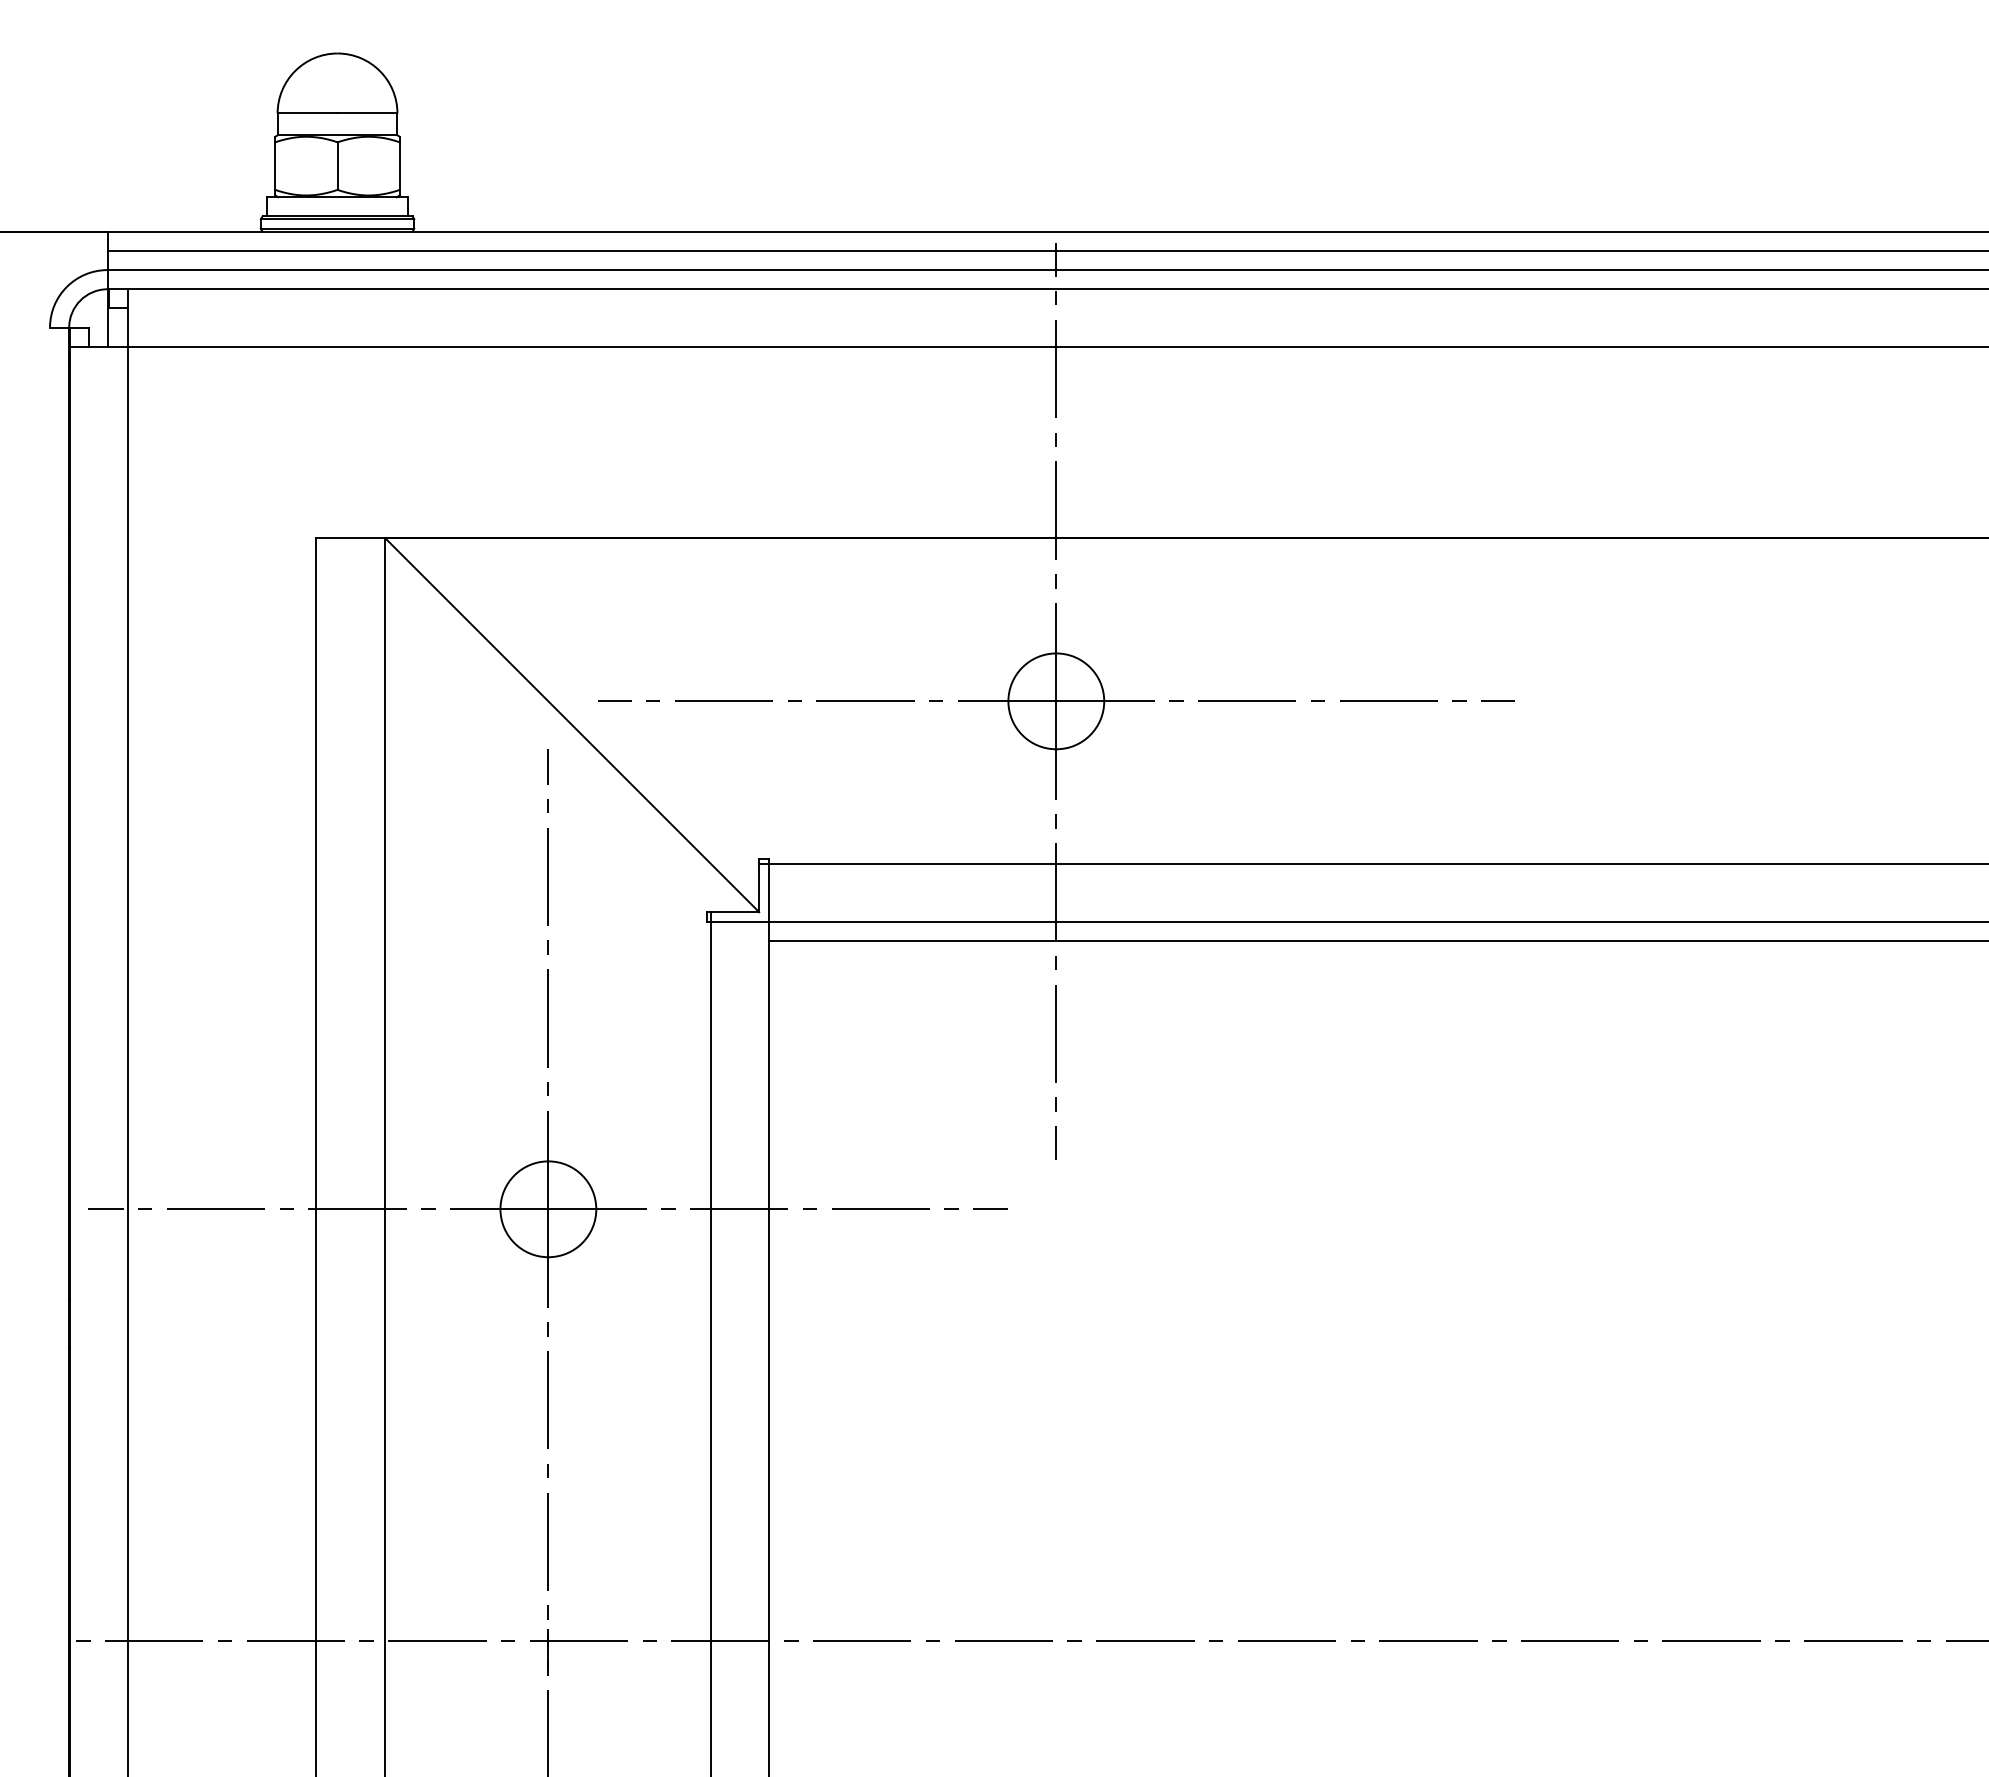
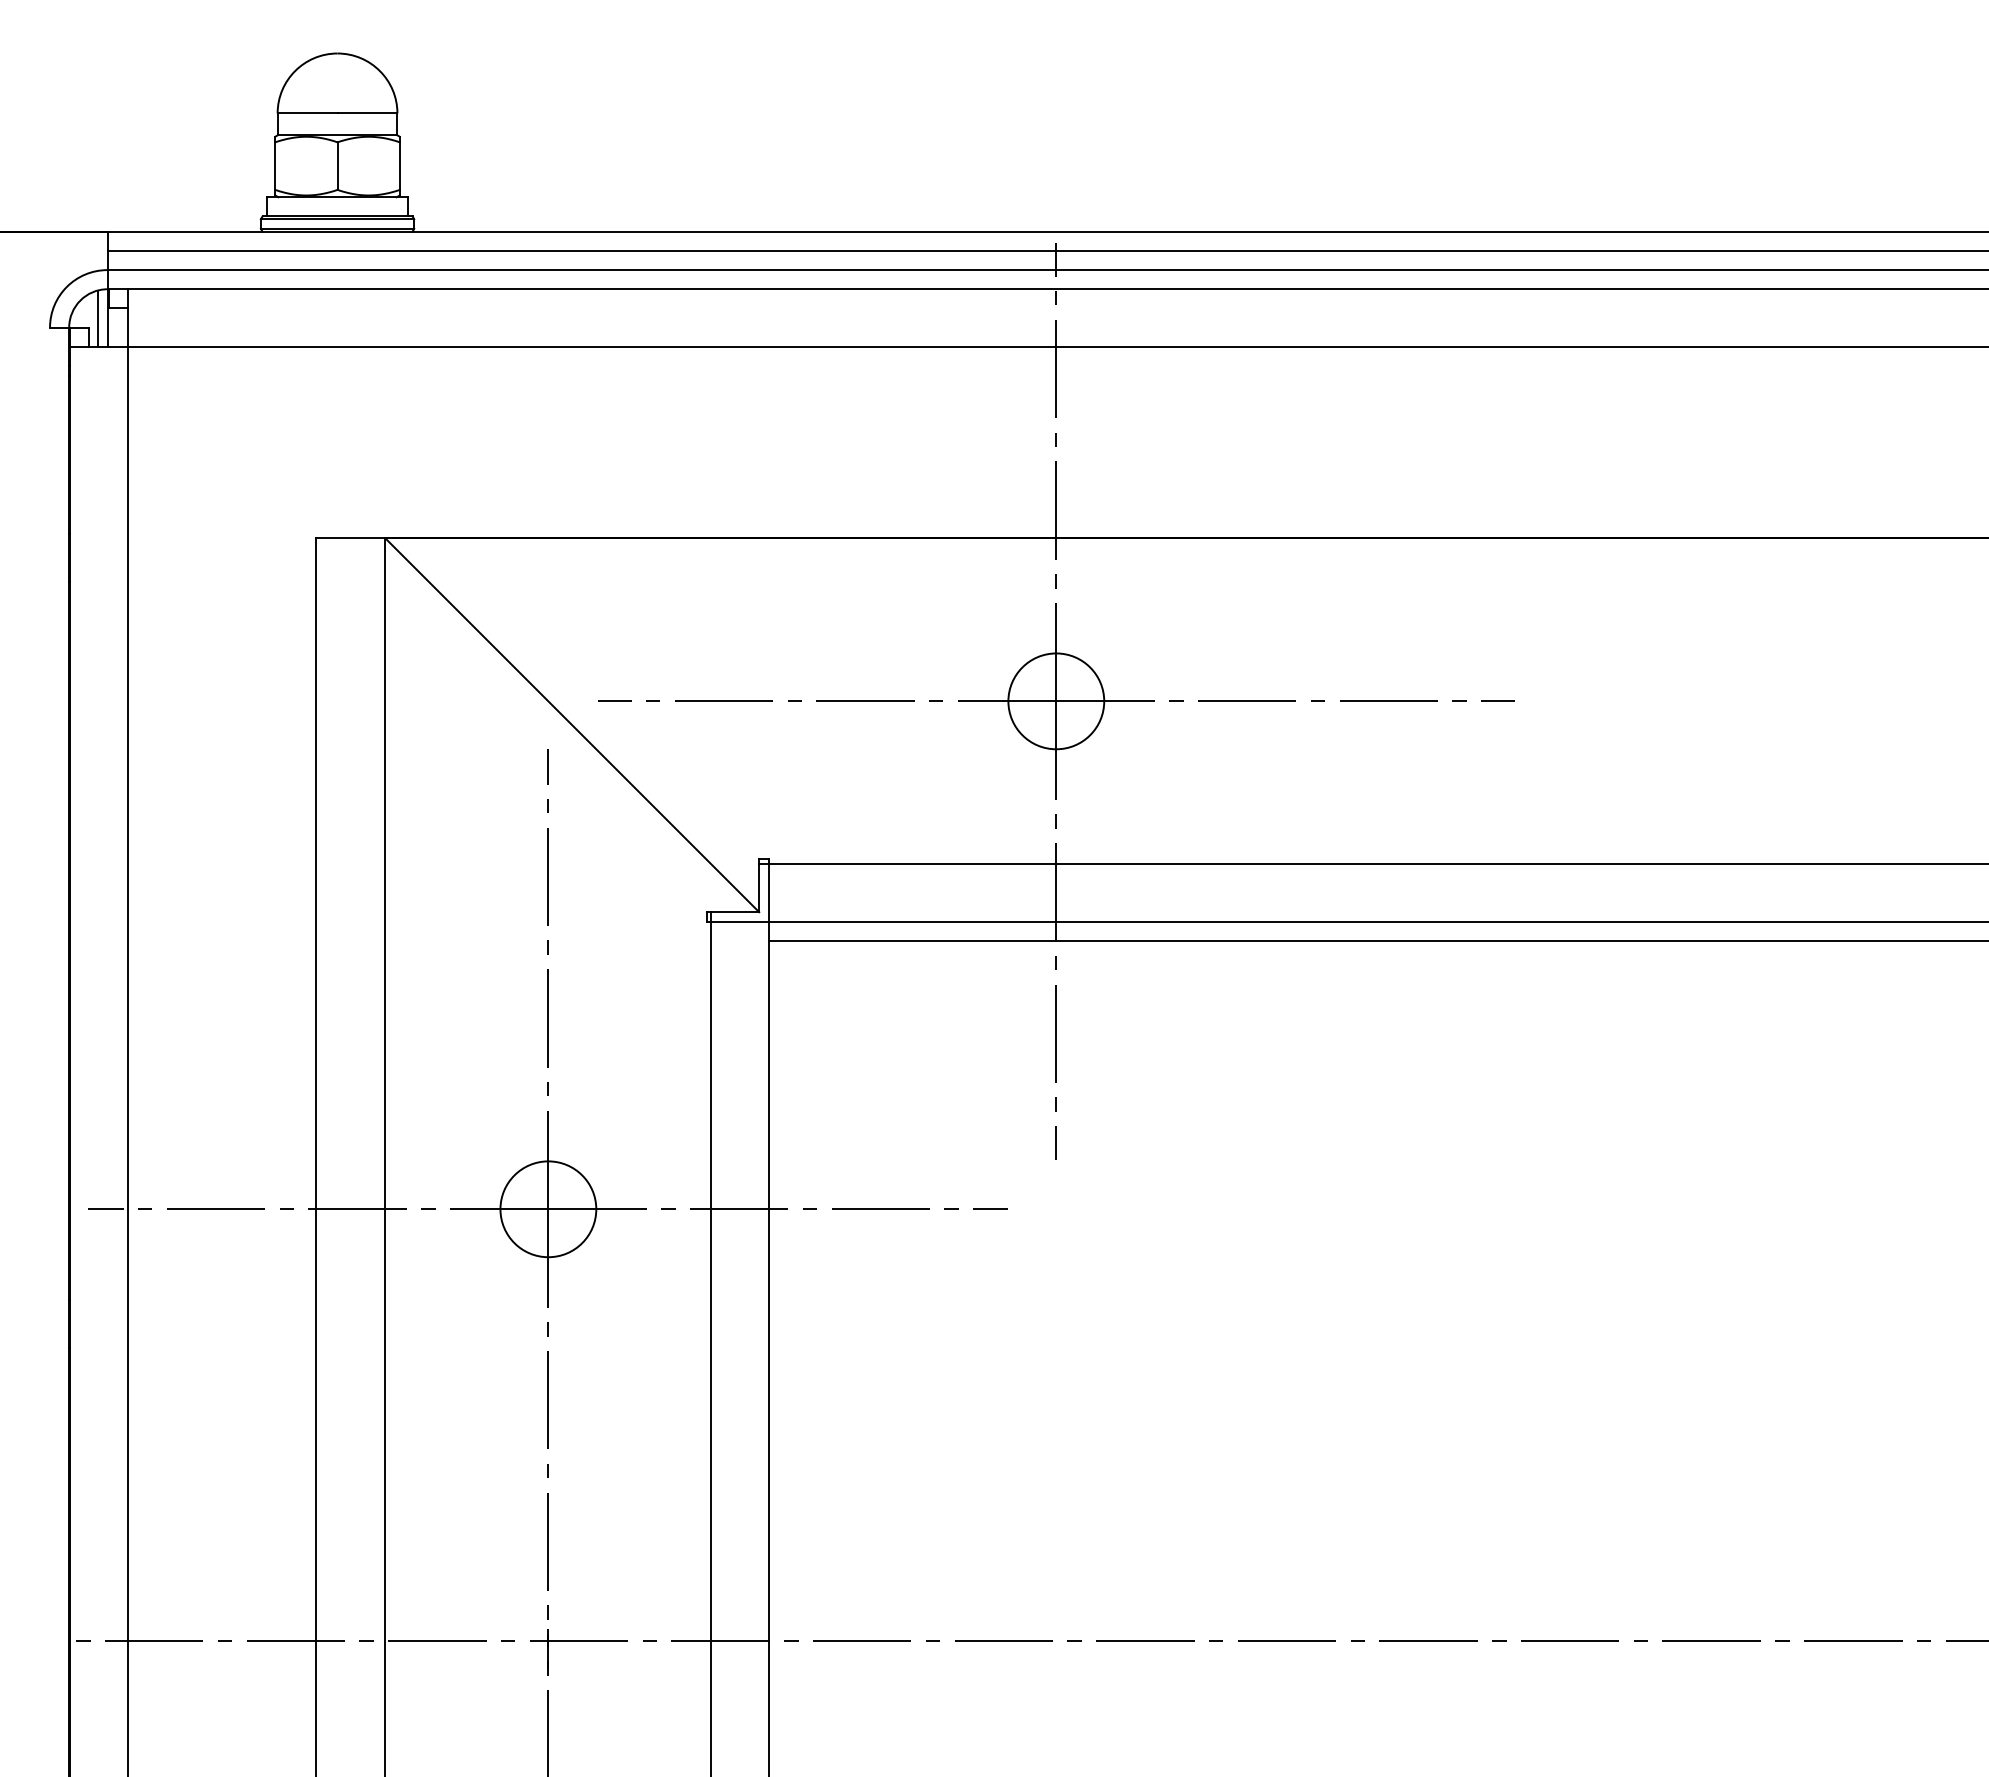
line: none -> present (97, 318)
